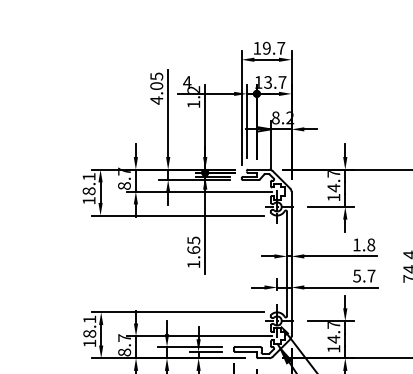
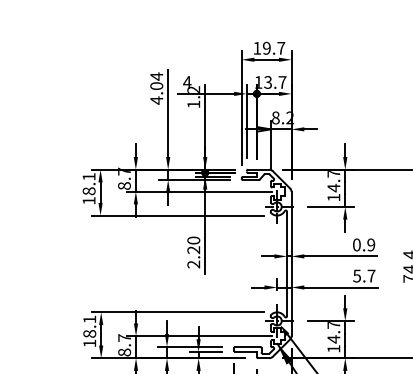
text: 4.05 -> 4.04 (156, 76)
text: 1.8 -> 0.9 (364, 244)
text: 1.65 -> 2.20 (193, 252)
